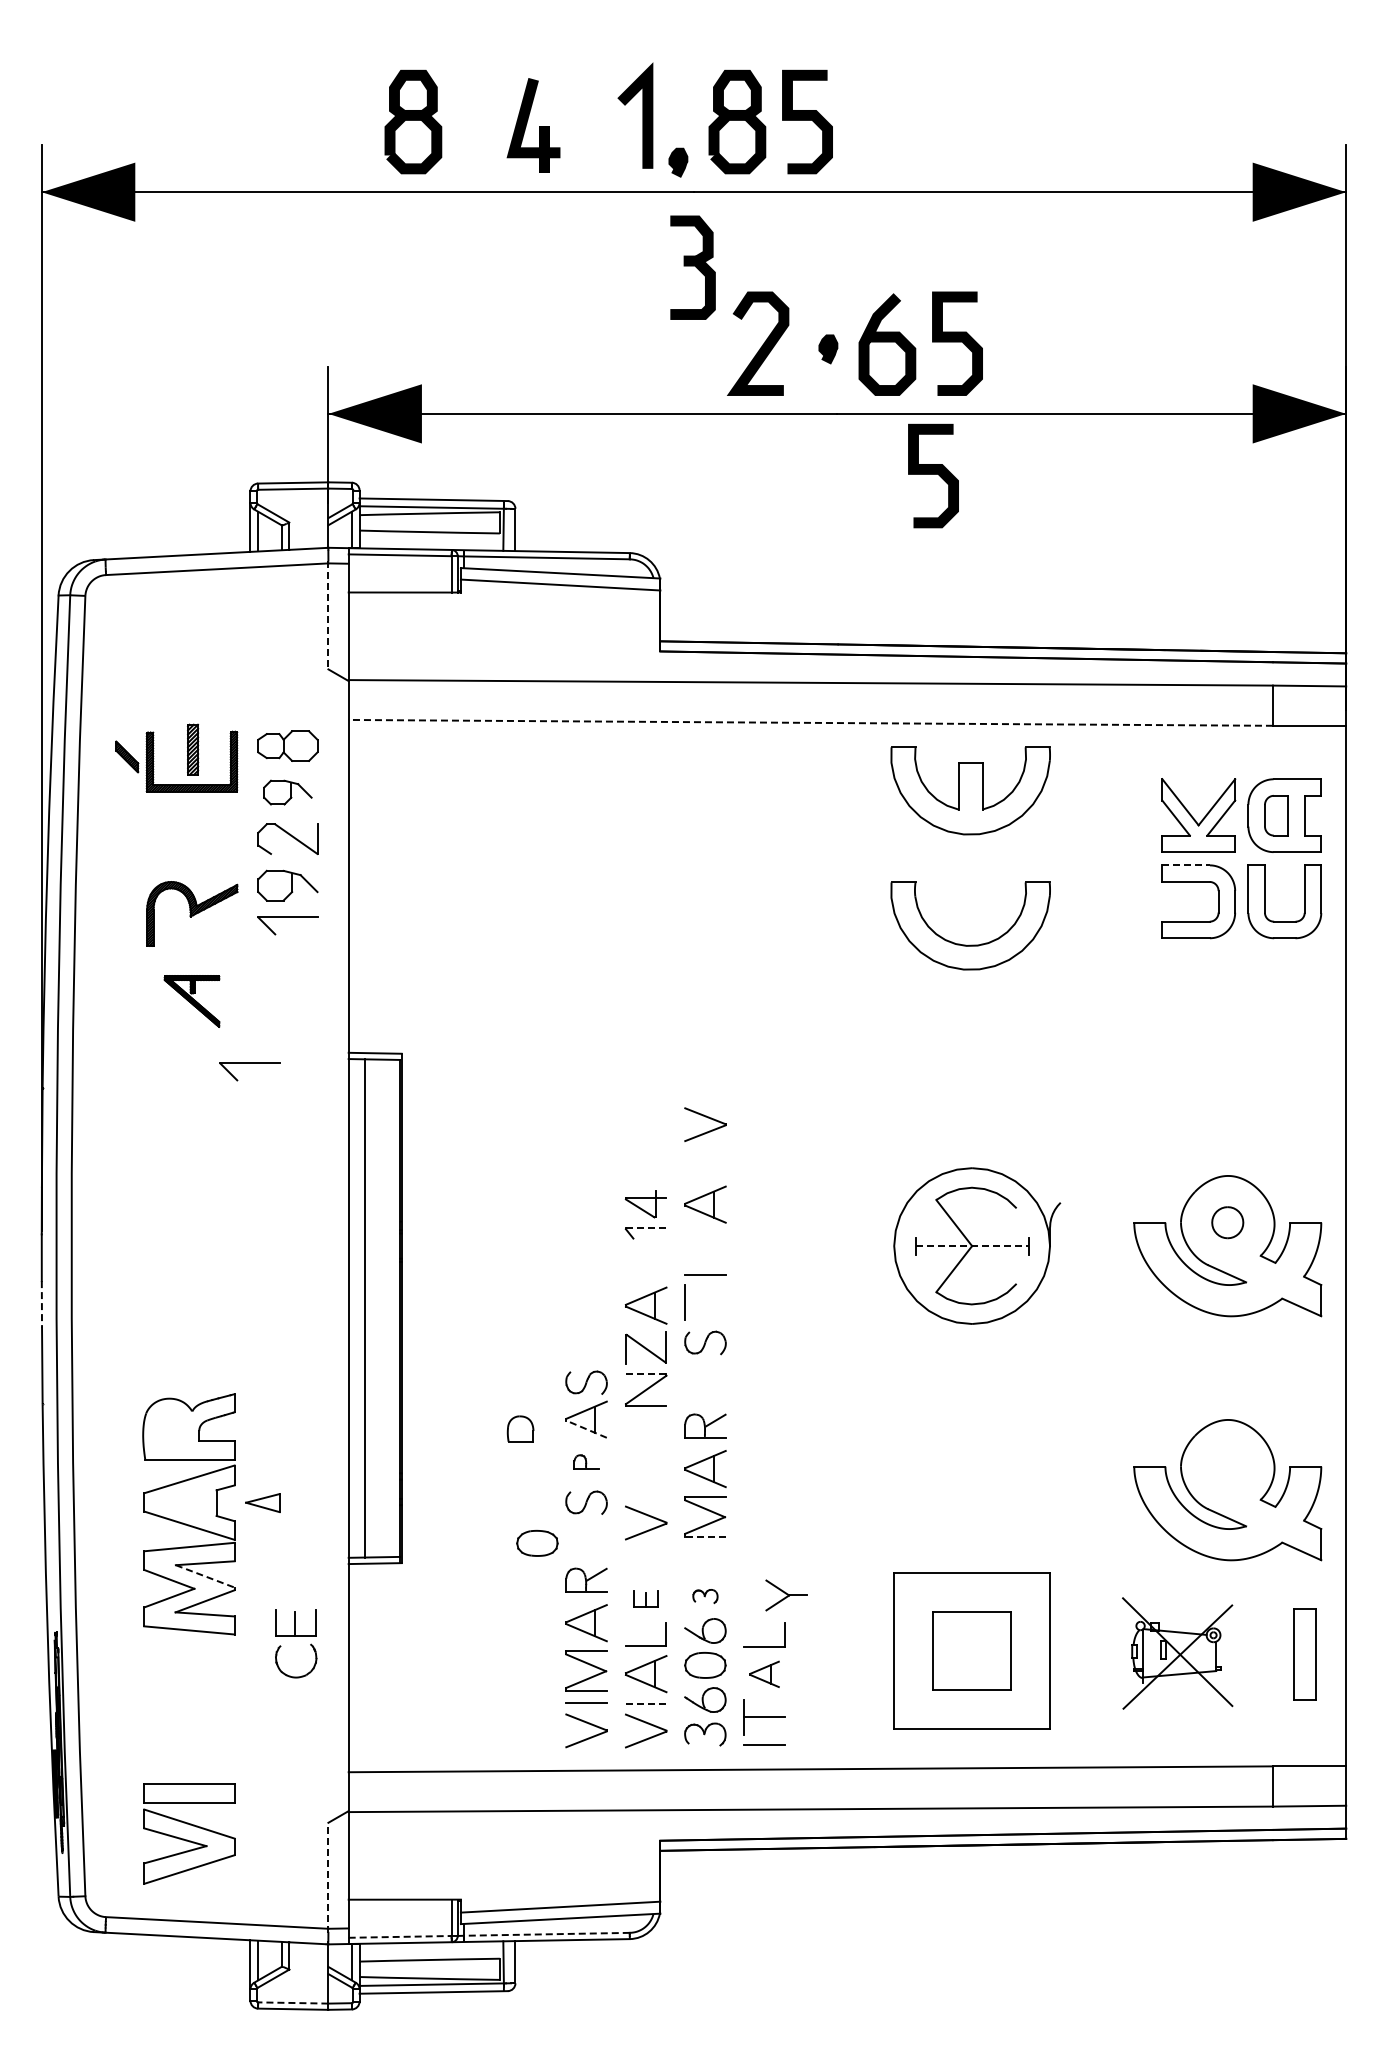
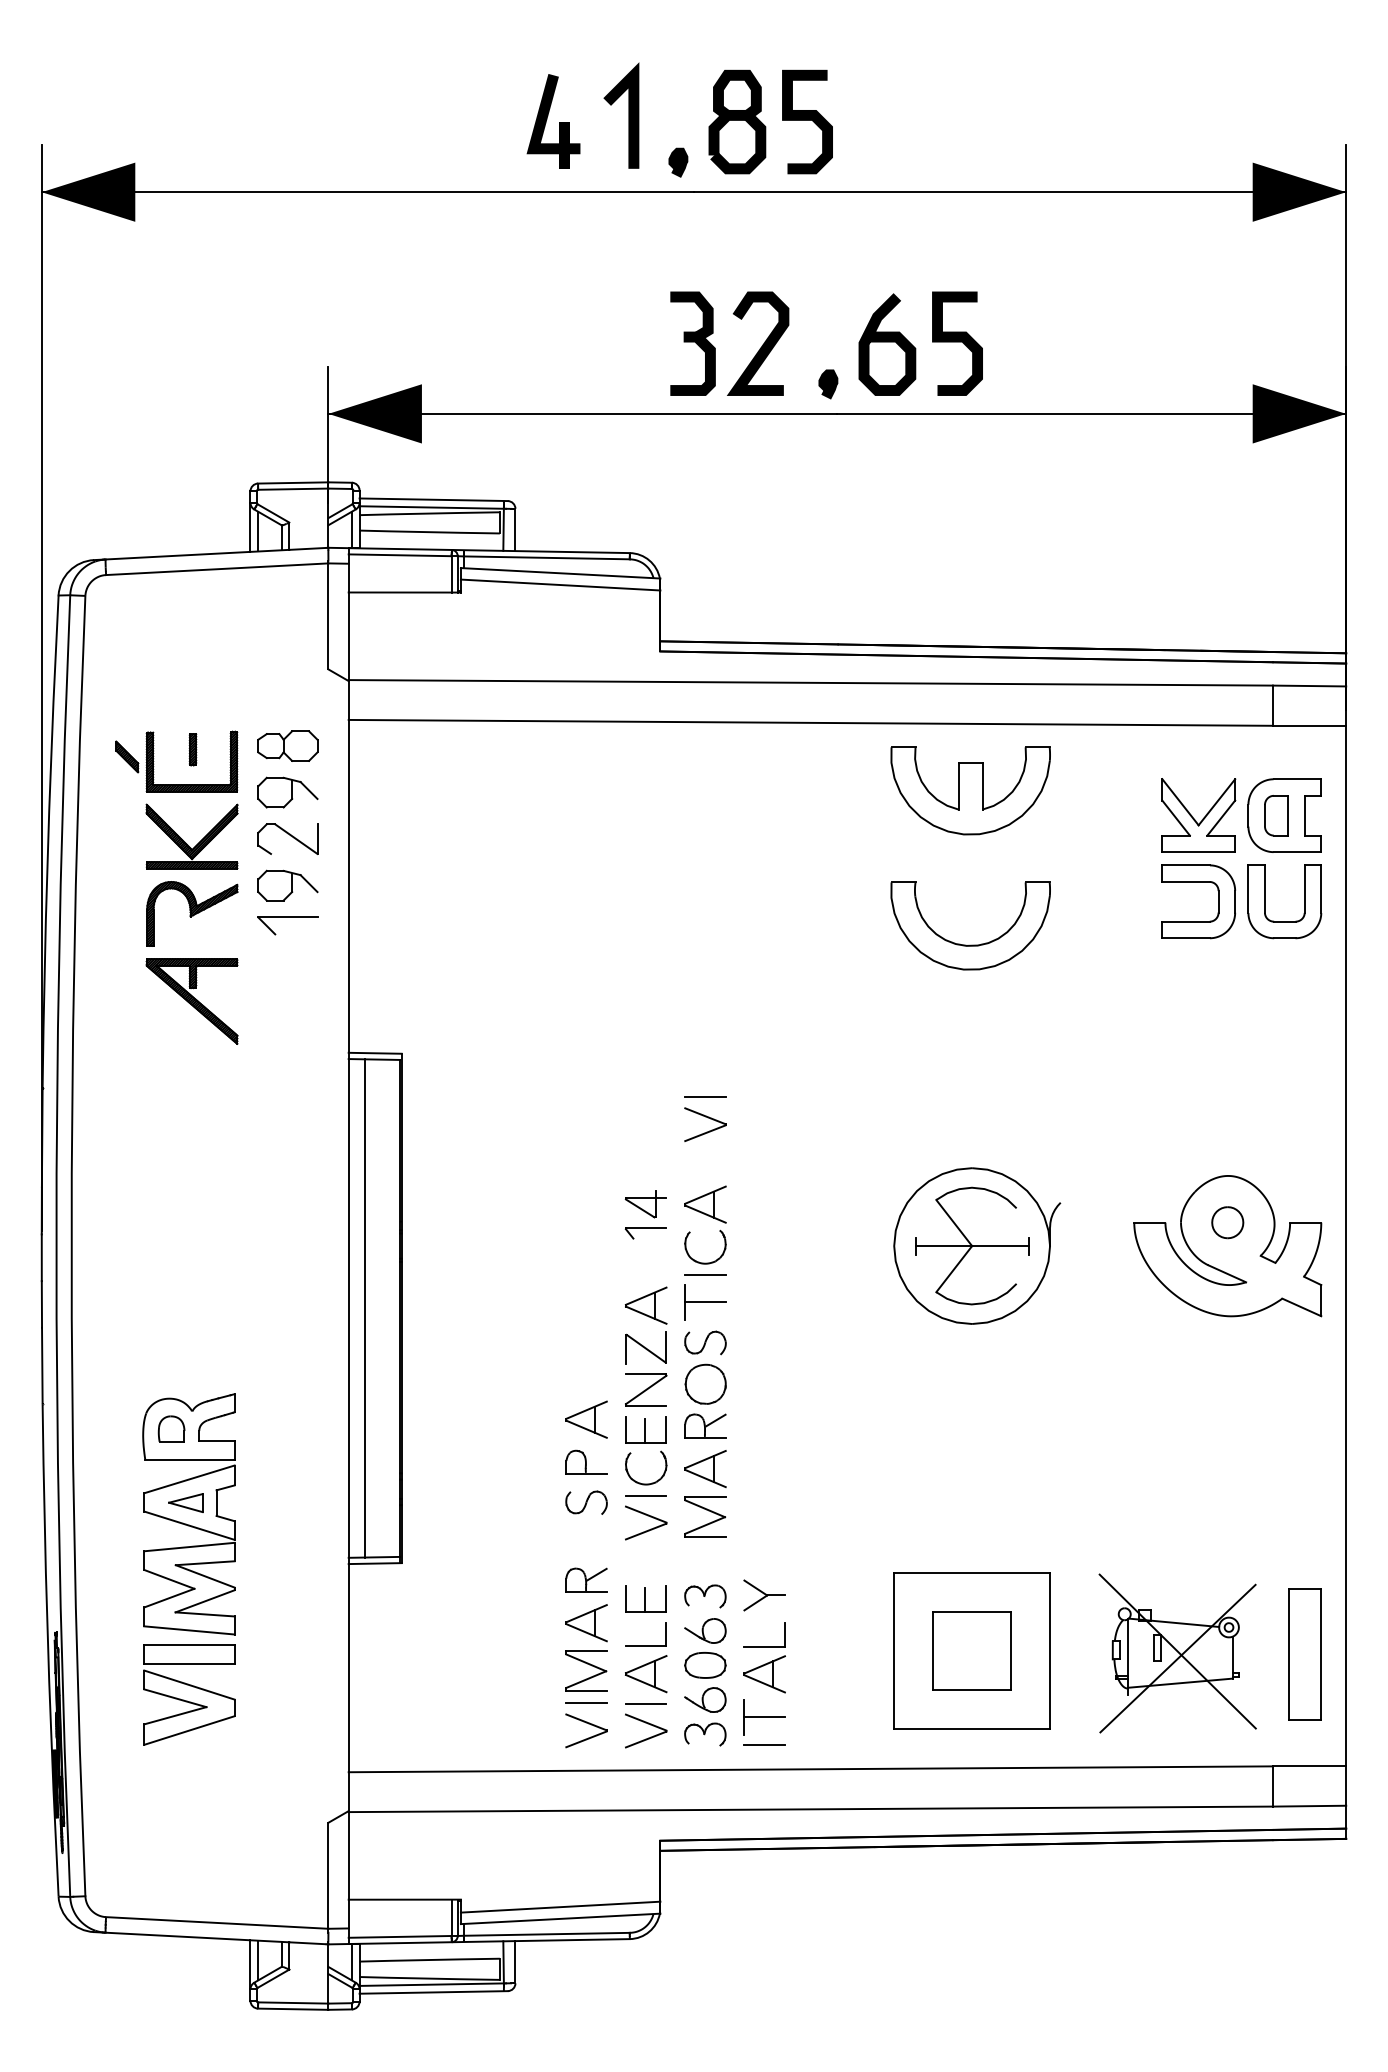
line position: (642, 115) -> (628, 115) (628, 115)
part: present -> none (413, 121)
part position: (539, 126) -> (559, 122) (559, 122)
part position: (692, 267) -> (692, 343) (692, 343)
part position: (828, 349) -> (828, 384) (828, 384)
curve: present -> none (933, 474)
line: dashed -> solid (328, 615)
line: dashed -> solid (810, 722)
part size: 13x53 px -> 10x34 px (192, 749)
part size: 50x27 px -> 62x33 px (287, 792)
part: none -> present (184, 840)
line: dashed -> solid (1186, 865)
part size: 58x53 px -> 94x87 px (191, 1001)
part: present -> none (249, 1063)
line: none -> present (705, 1097)
line: dashed -> solid (645, 1228)
line: dashed -> solid (972, 1246)
part: none -> present (705, 1262)
line: none -> present (705, 1302)
line: dashed -> solid (41, 1304)
line: dashed -> solid (645, 1373)
part: present -> none (586, 1382)
part: none -> present (705, 1383)
part position: (520, 1428) -> (171, 1428) (171, 1428)
line: dashed -> solid (586, 1429)
part size: 27x16 px -> 43x26 px (586, 1461)
part: present -> none (1227, 1490)
line: none -> present (645, 1495)
part position: (262, 1502) -> (185, 1502) (185, 1502)
line: dashed -> solid (705, 1536)
part: present -> none (537, 1543)
line: dashed -> solid (205, 1576)
part position: (786, 1595) -> (764, 1595) (764, 1595)
part size: 27x16 px -> 43x25 px (705, 1596)
part size: 26x18 px -> 42x28 px (645, 1598)
part position: (296, 1636) -> (646, 1443) (646, 1443)
part size: 112x113 px -> 159x161 px (1177, 1653)
part size: 24x93 px -> 34x133 px (1304, 1654)
part size: 31x28 px -> 43x39 px (764, 1674)
line: dashed -> solid (646, 1703)
part position: (189, 1833) -> (189, 1694) (189, 1694)
line: dashed -> solid (328, 1877)
line: dashed -> solid (546, 1934)
line: dashed -> solid (400, 1936)
line: dashed -> solid (292, 2002)
